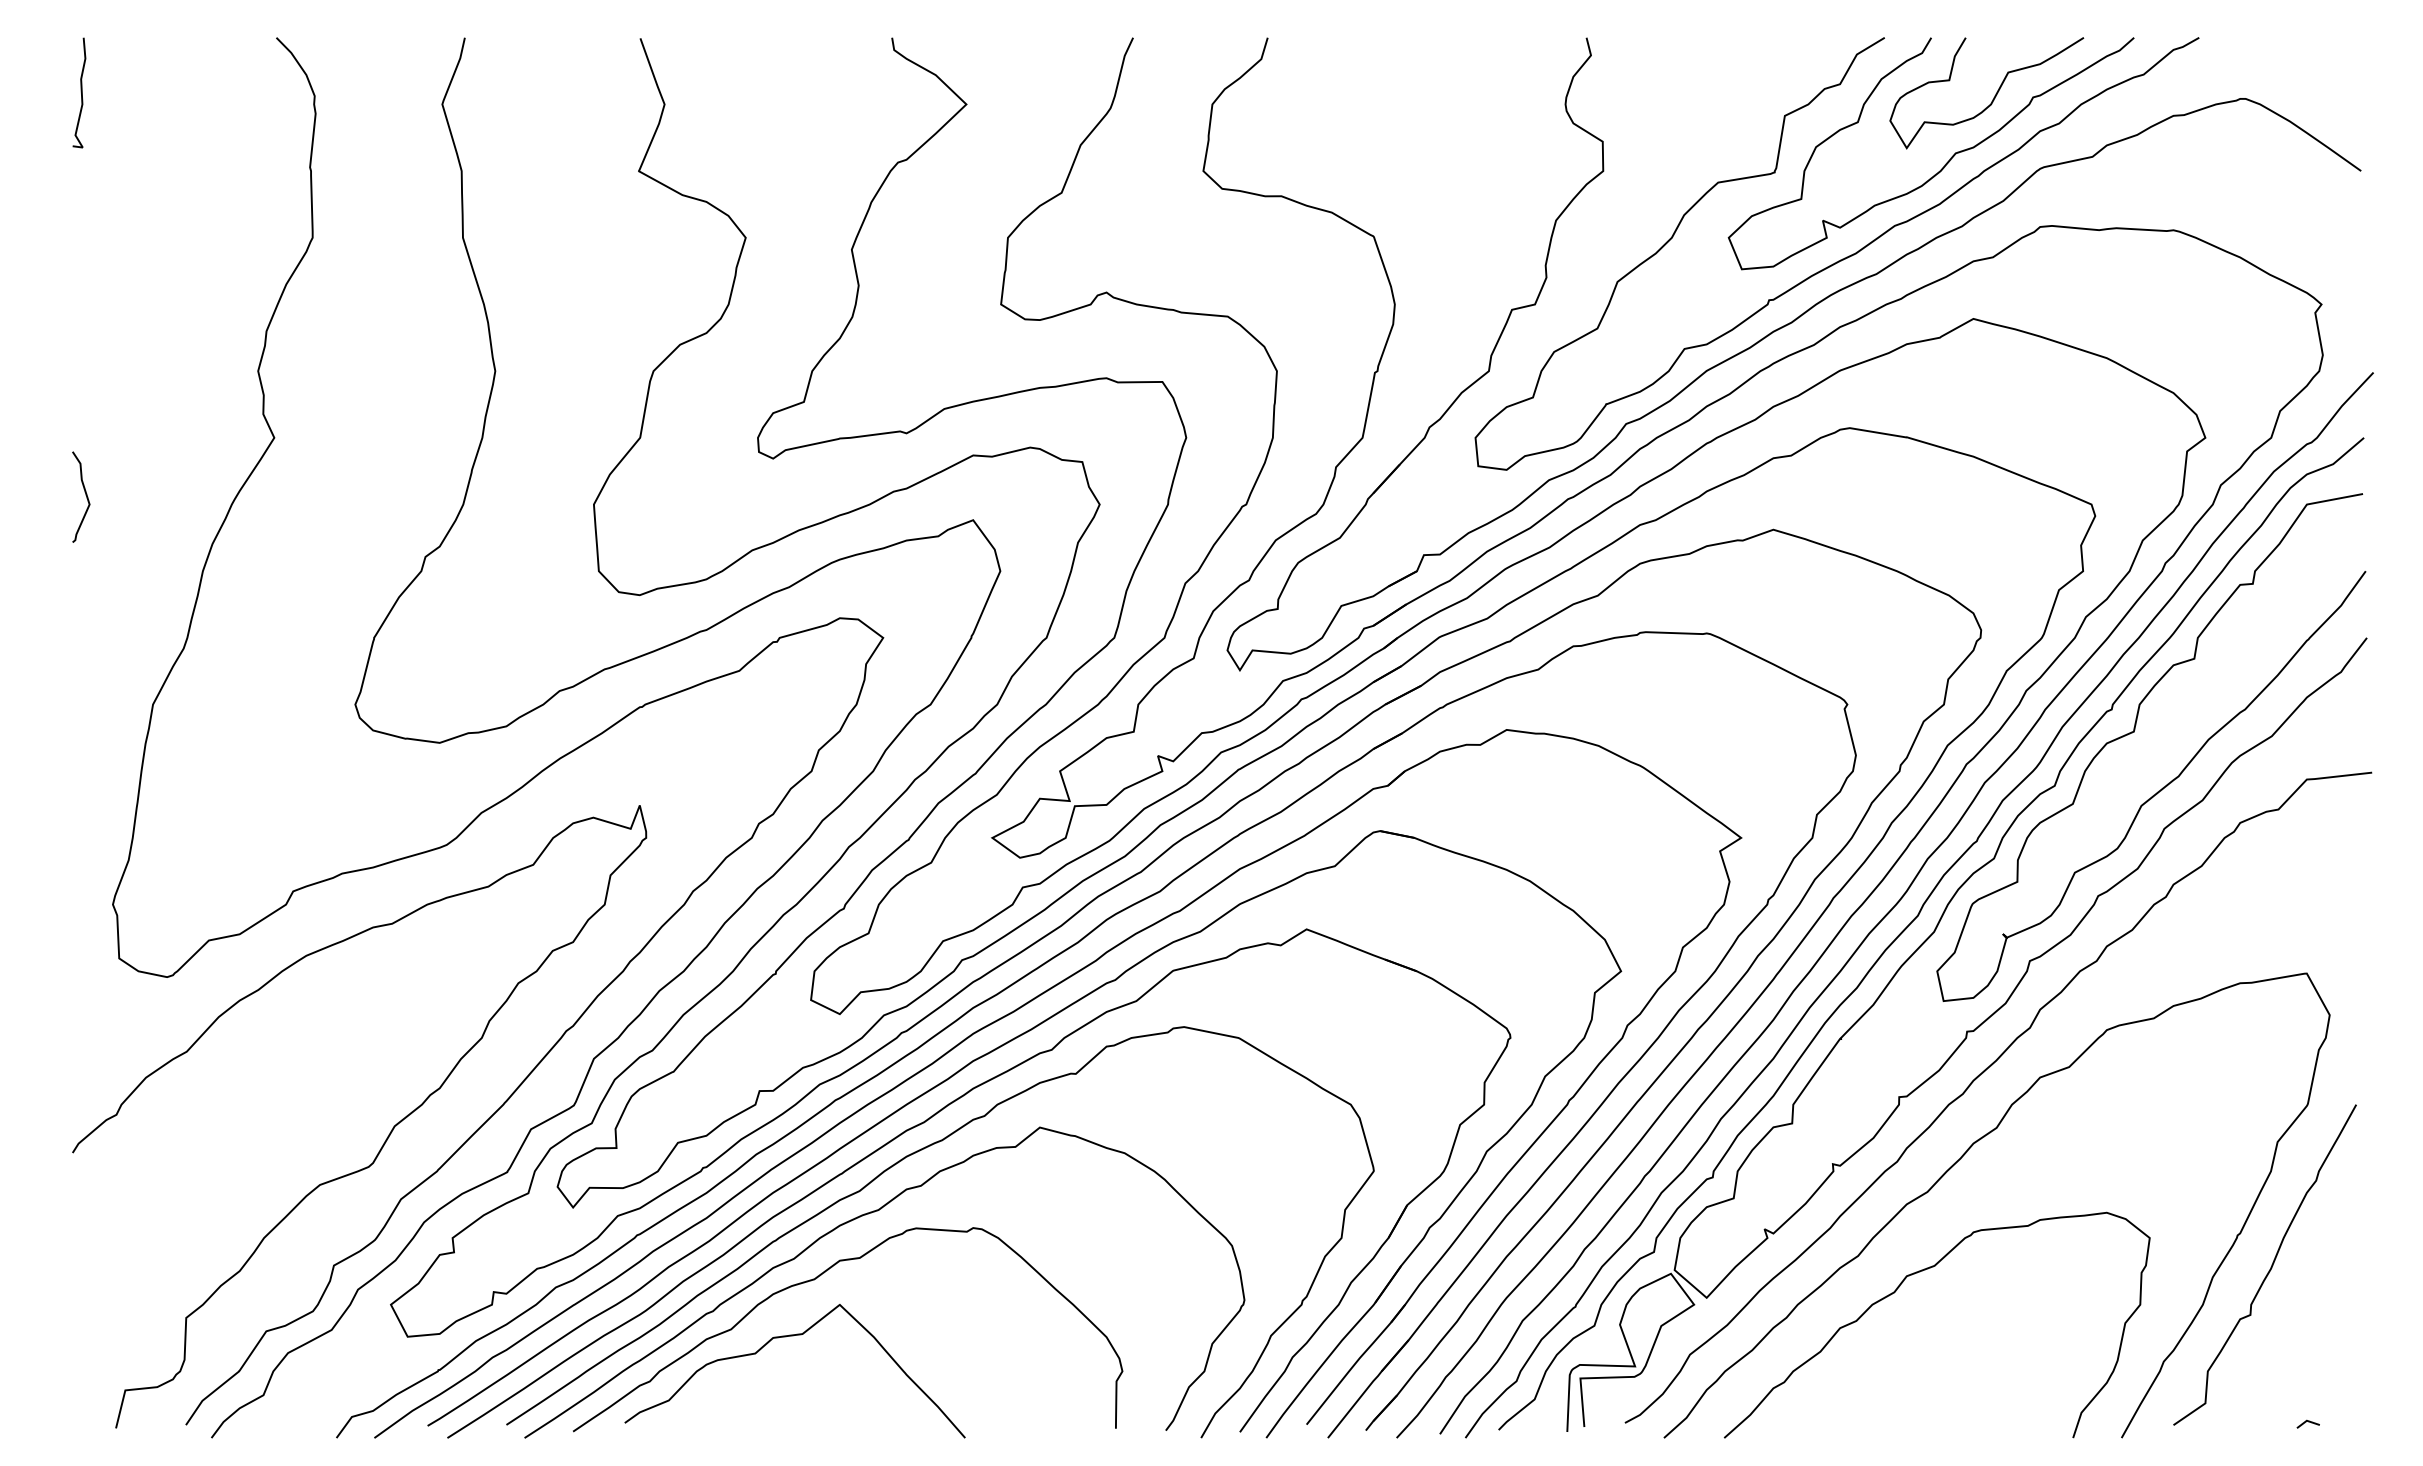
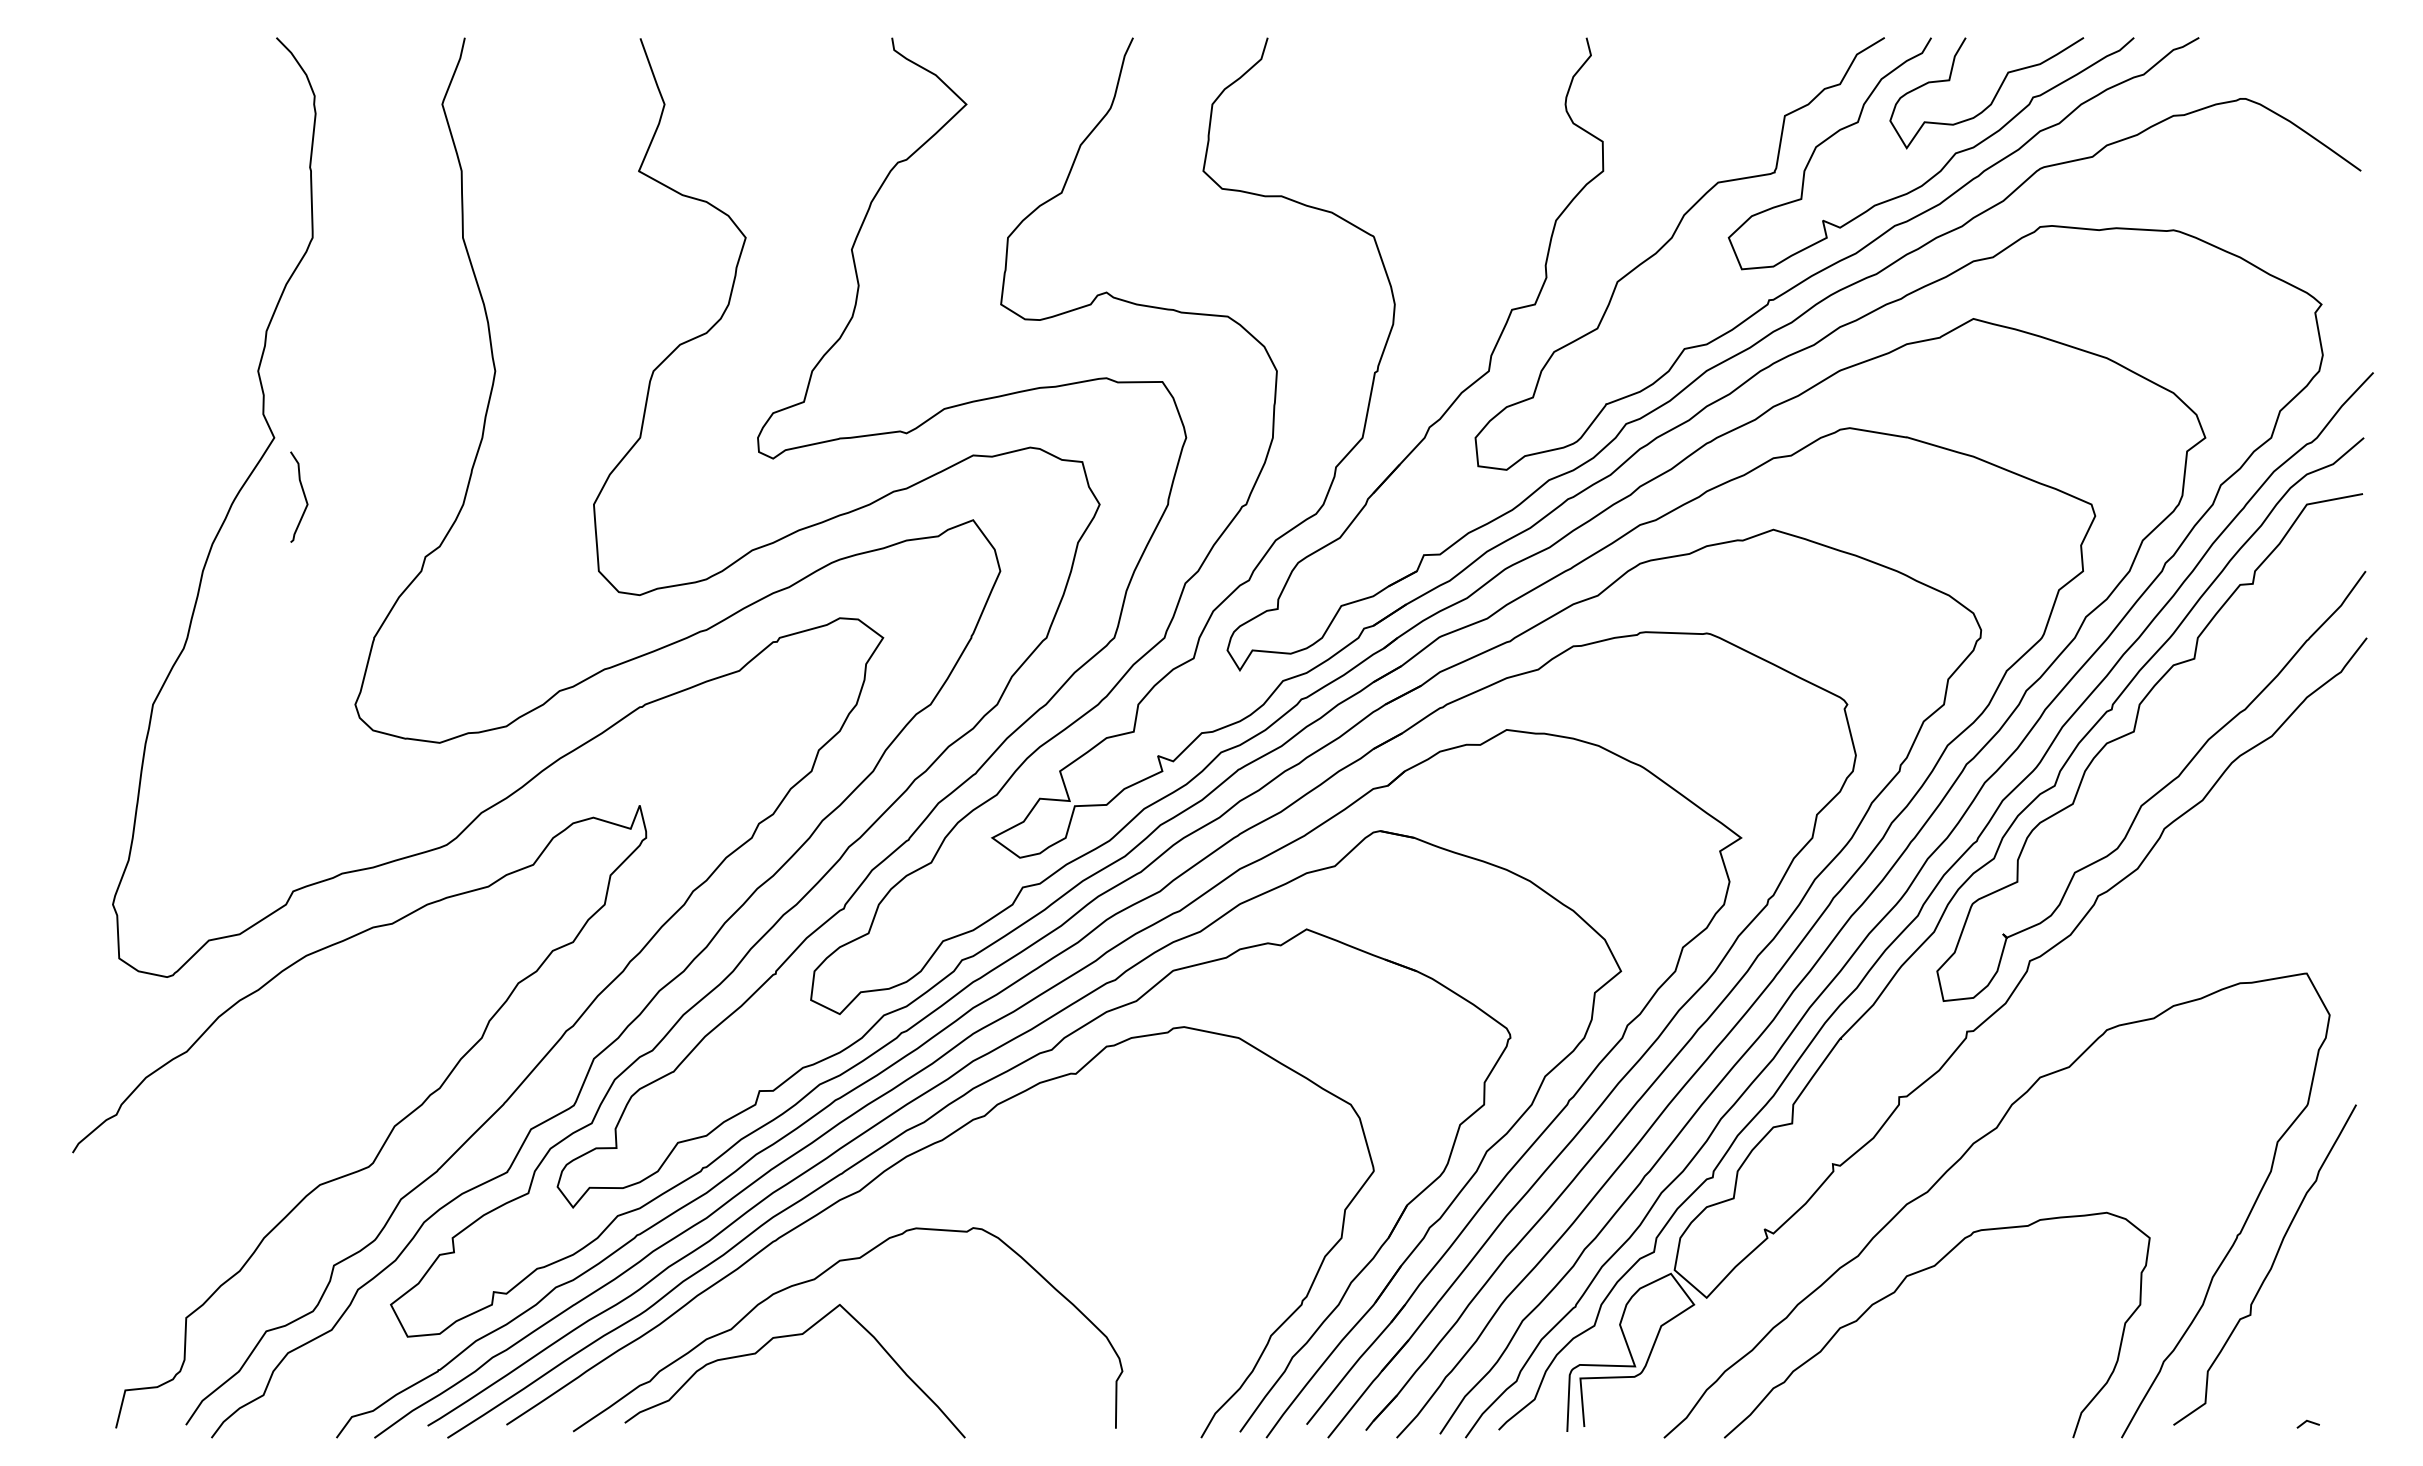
curve: present -> none (80, 92)
curve position: (85, 495) -> (303, 495) (303, 495)
curve: present -> none (1982, 1074)
curve: present -> none (856, 1219)
